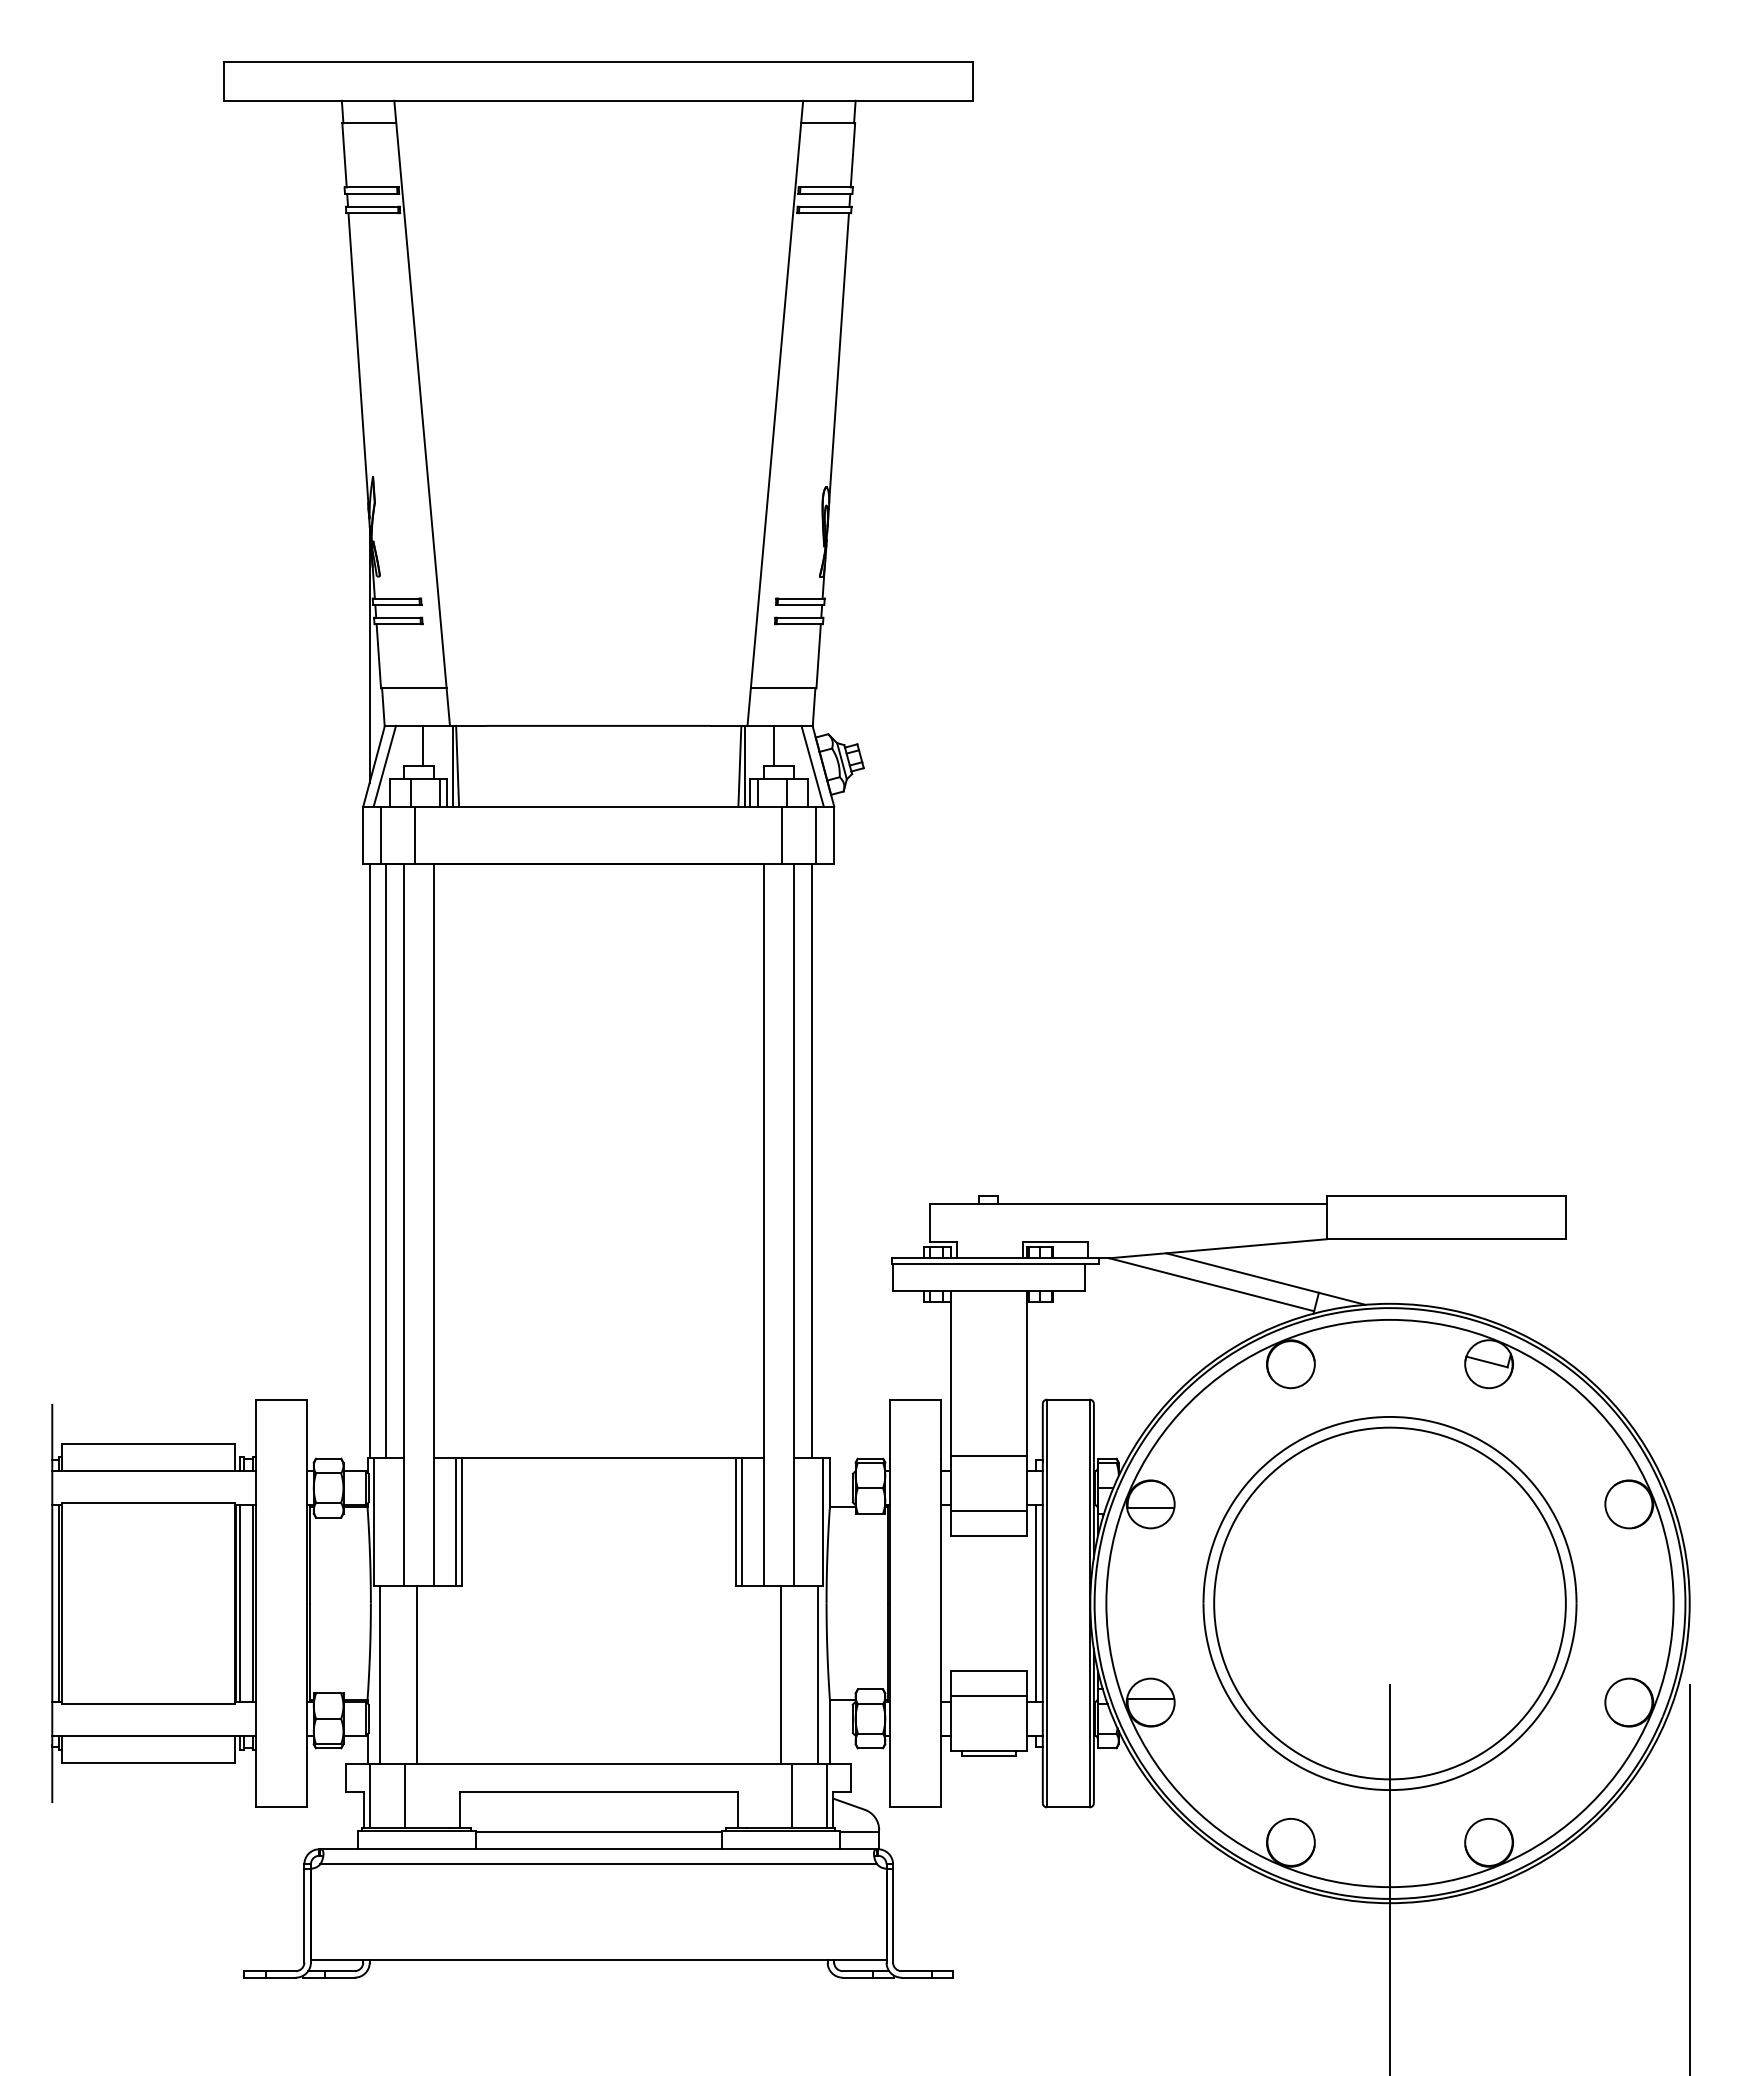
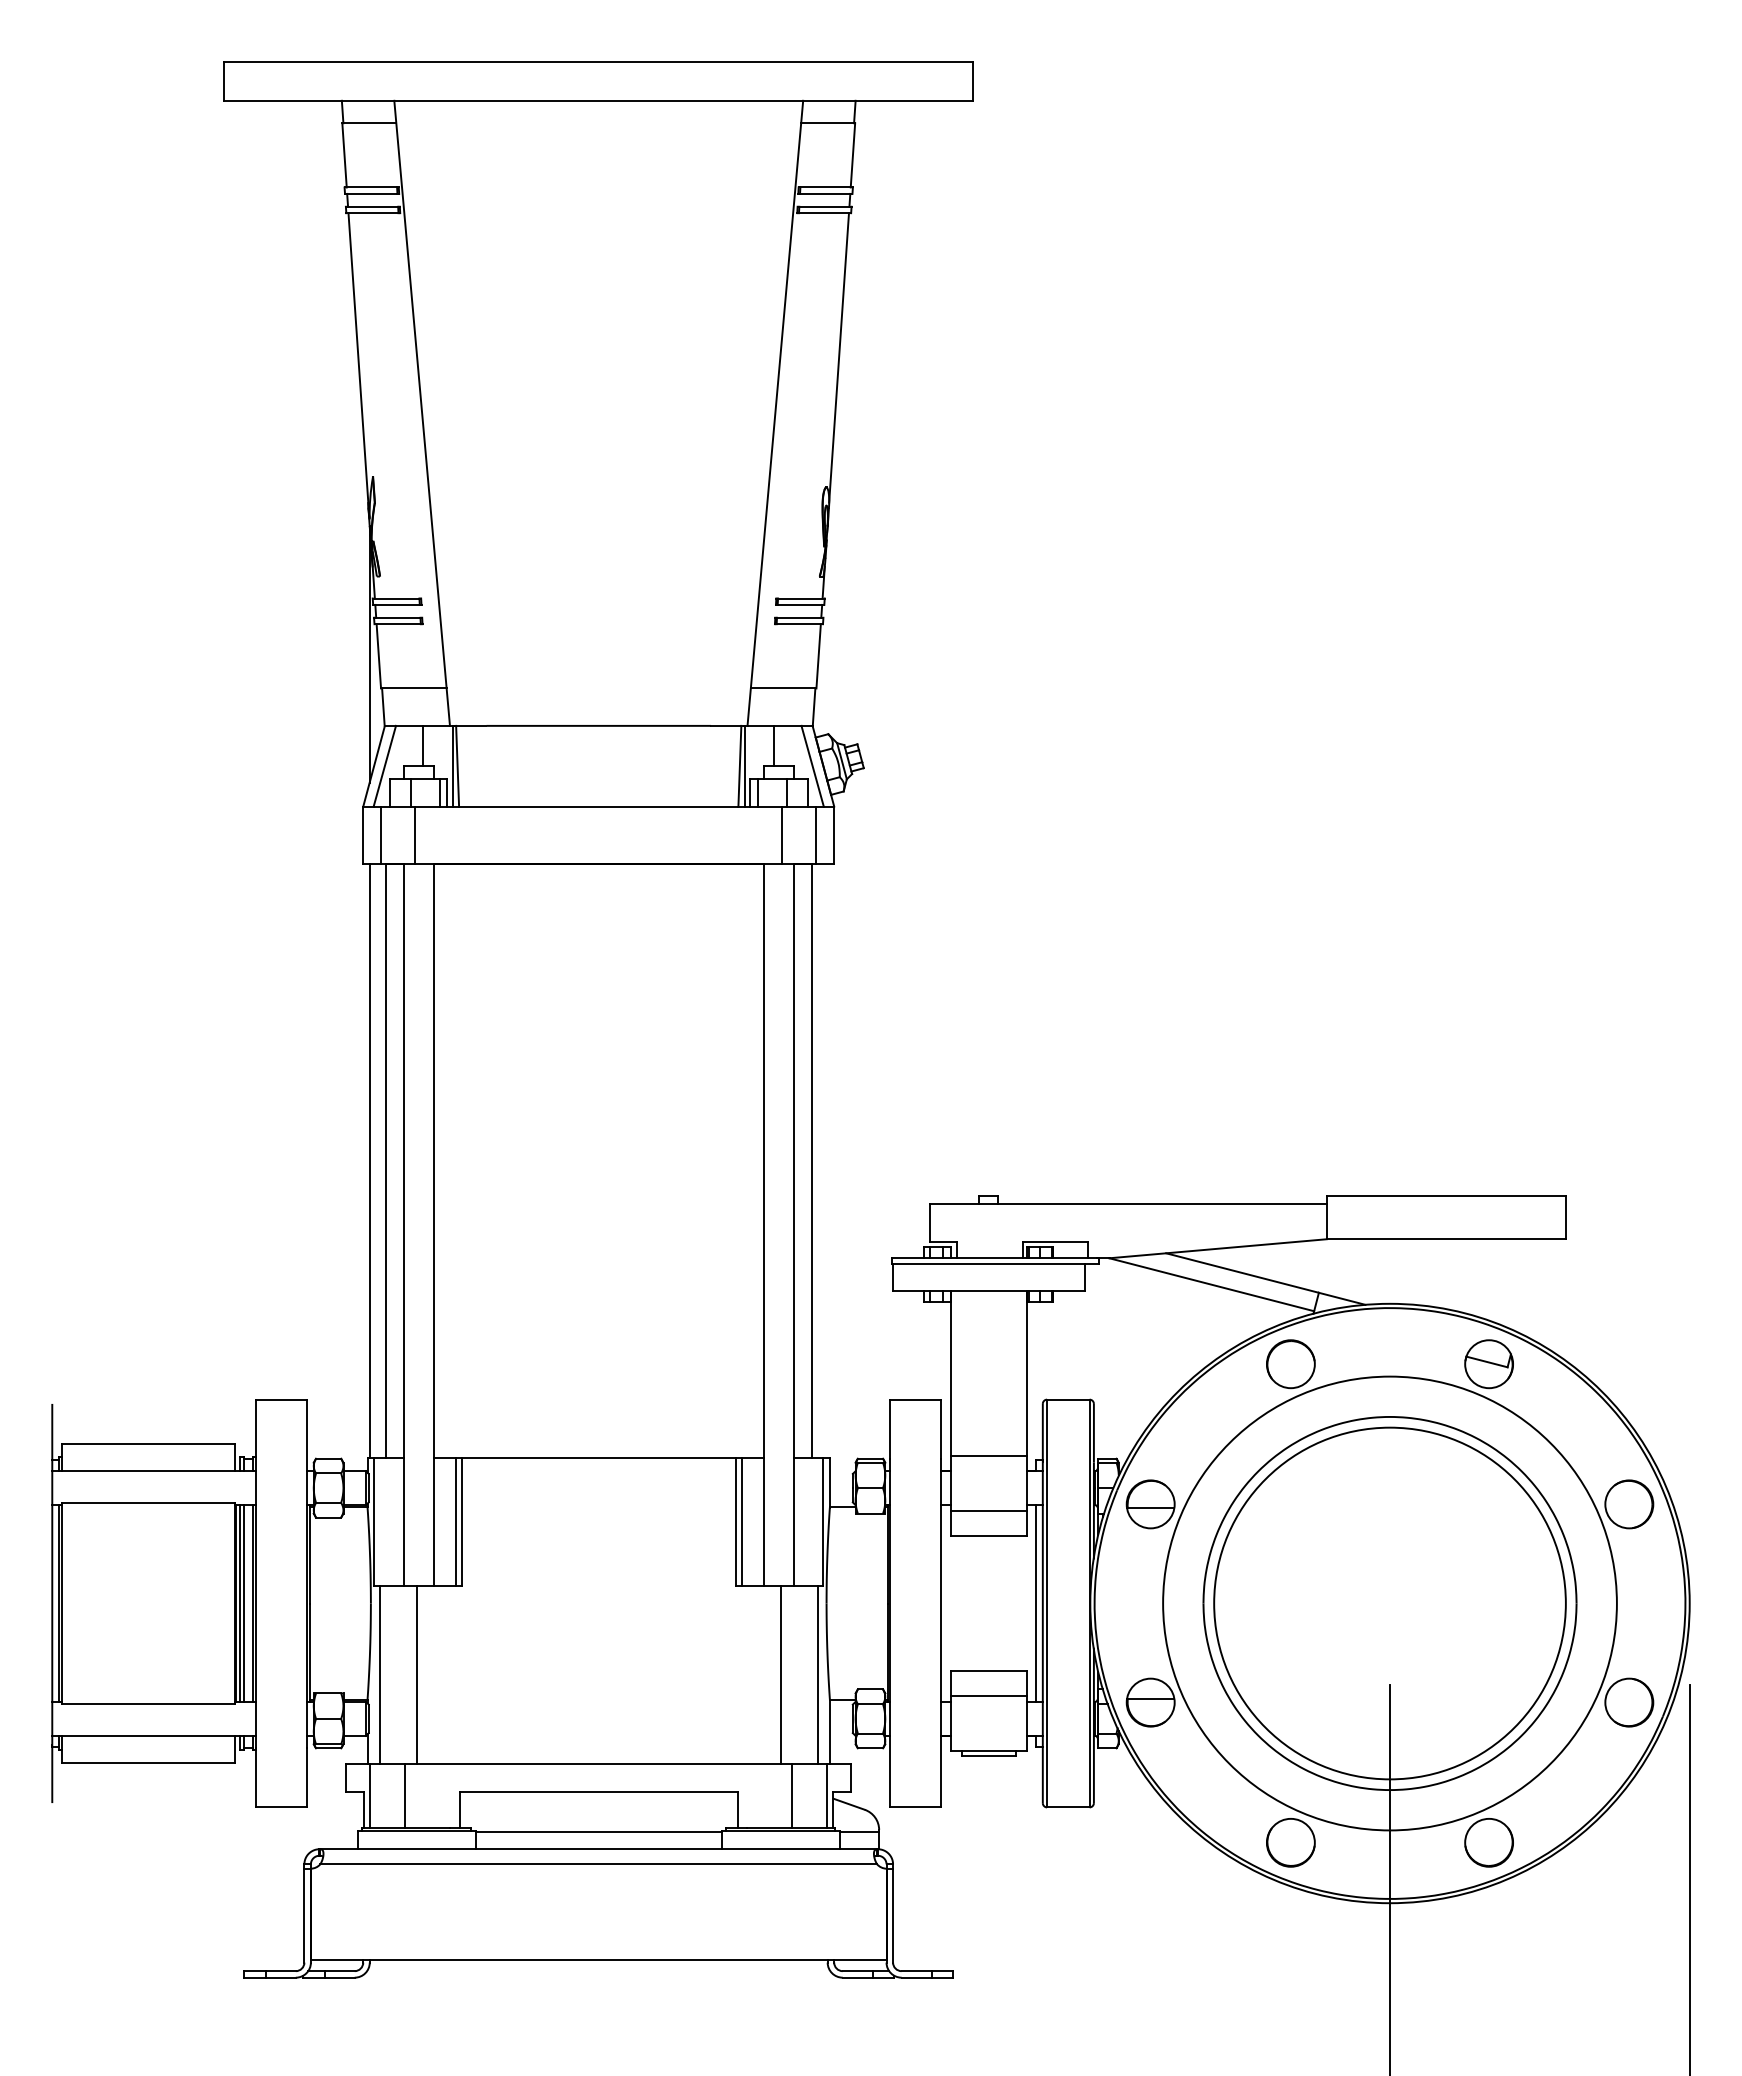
line: none -> present (243, 1603)
circle diameter: 567 px -> 454 px (1389, 1603)
